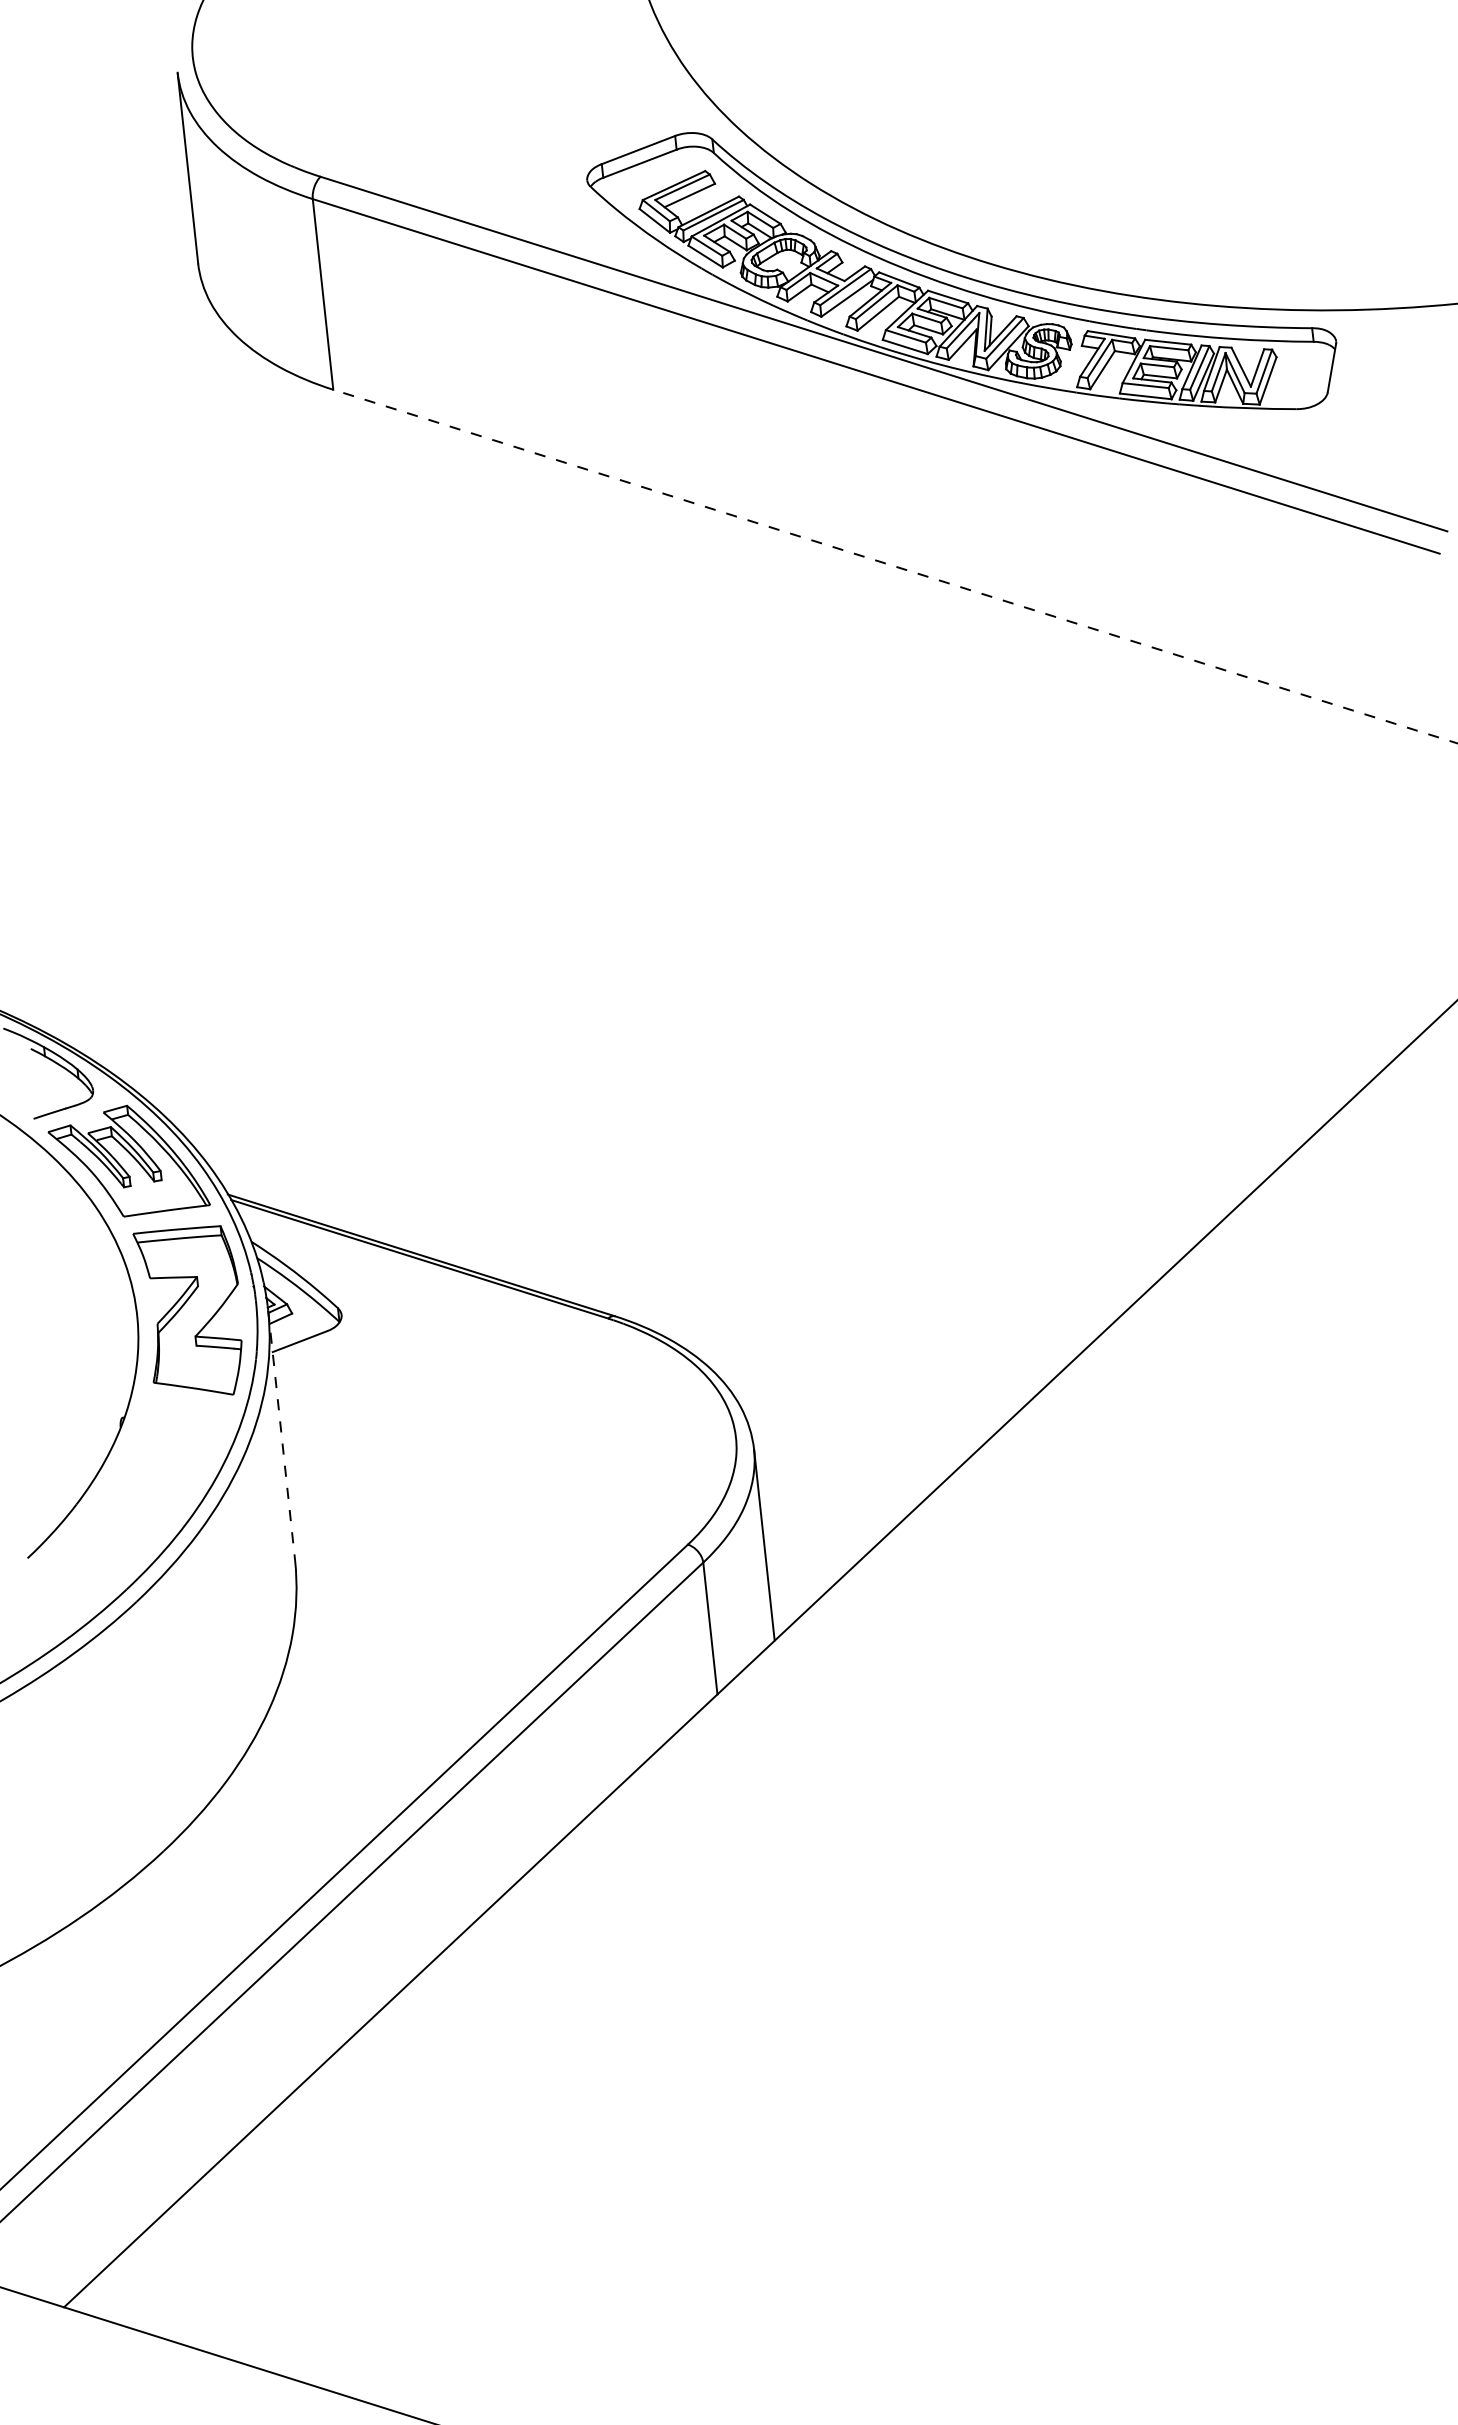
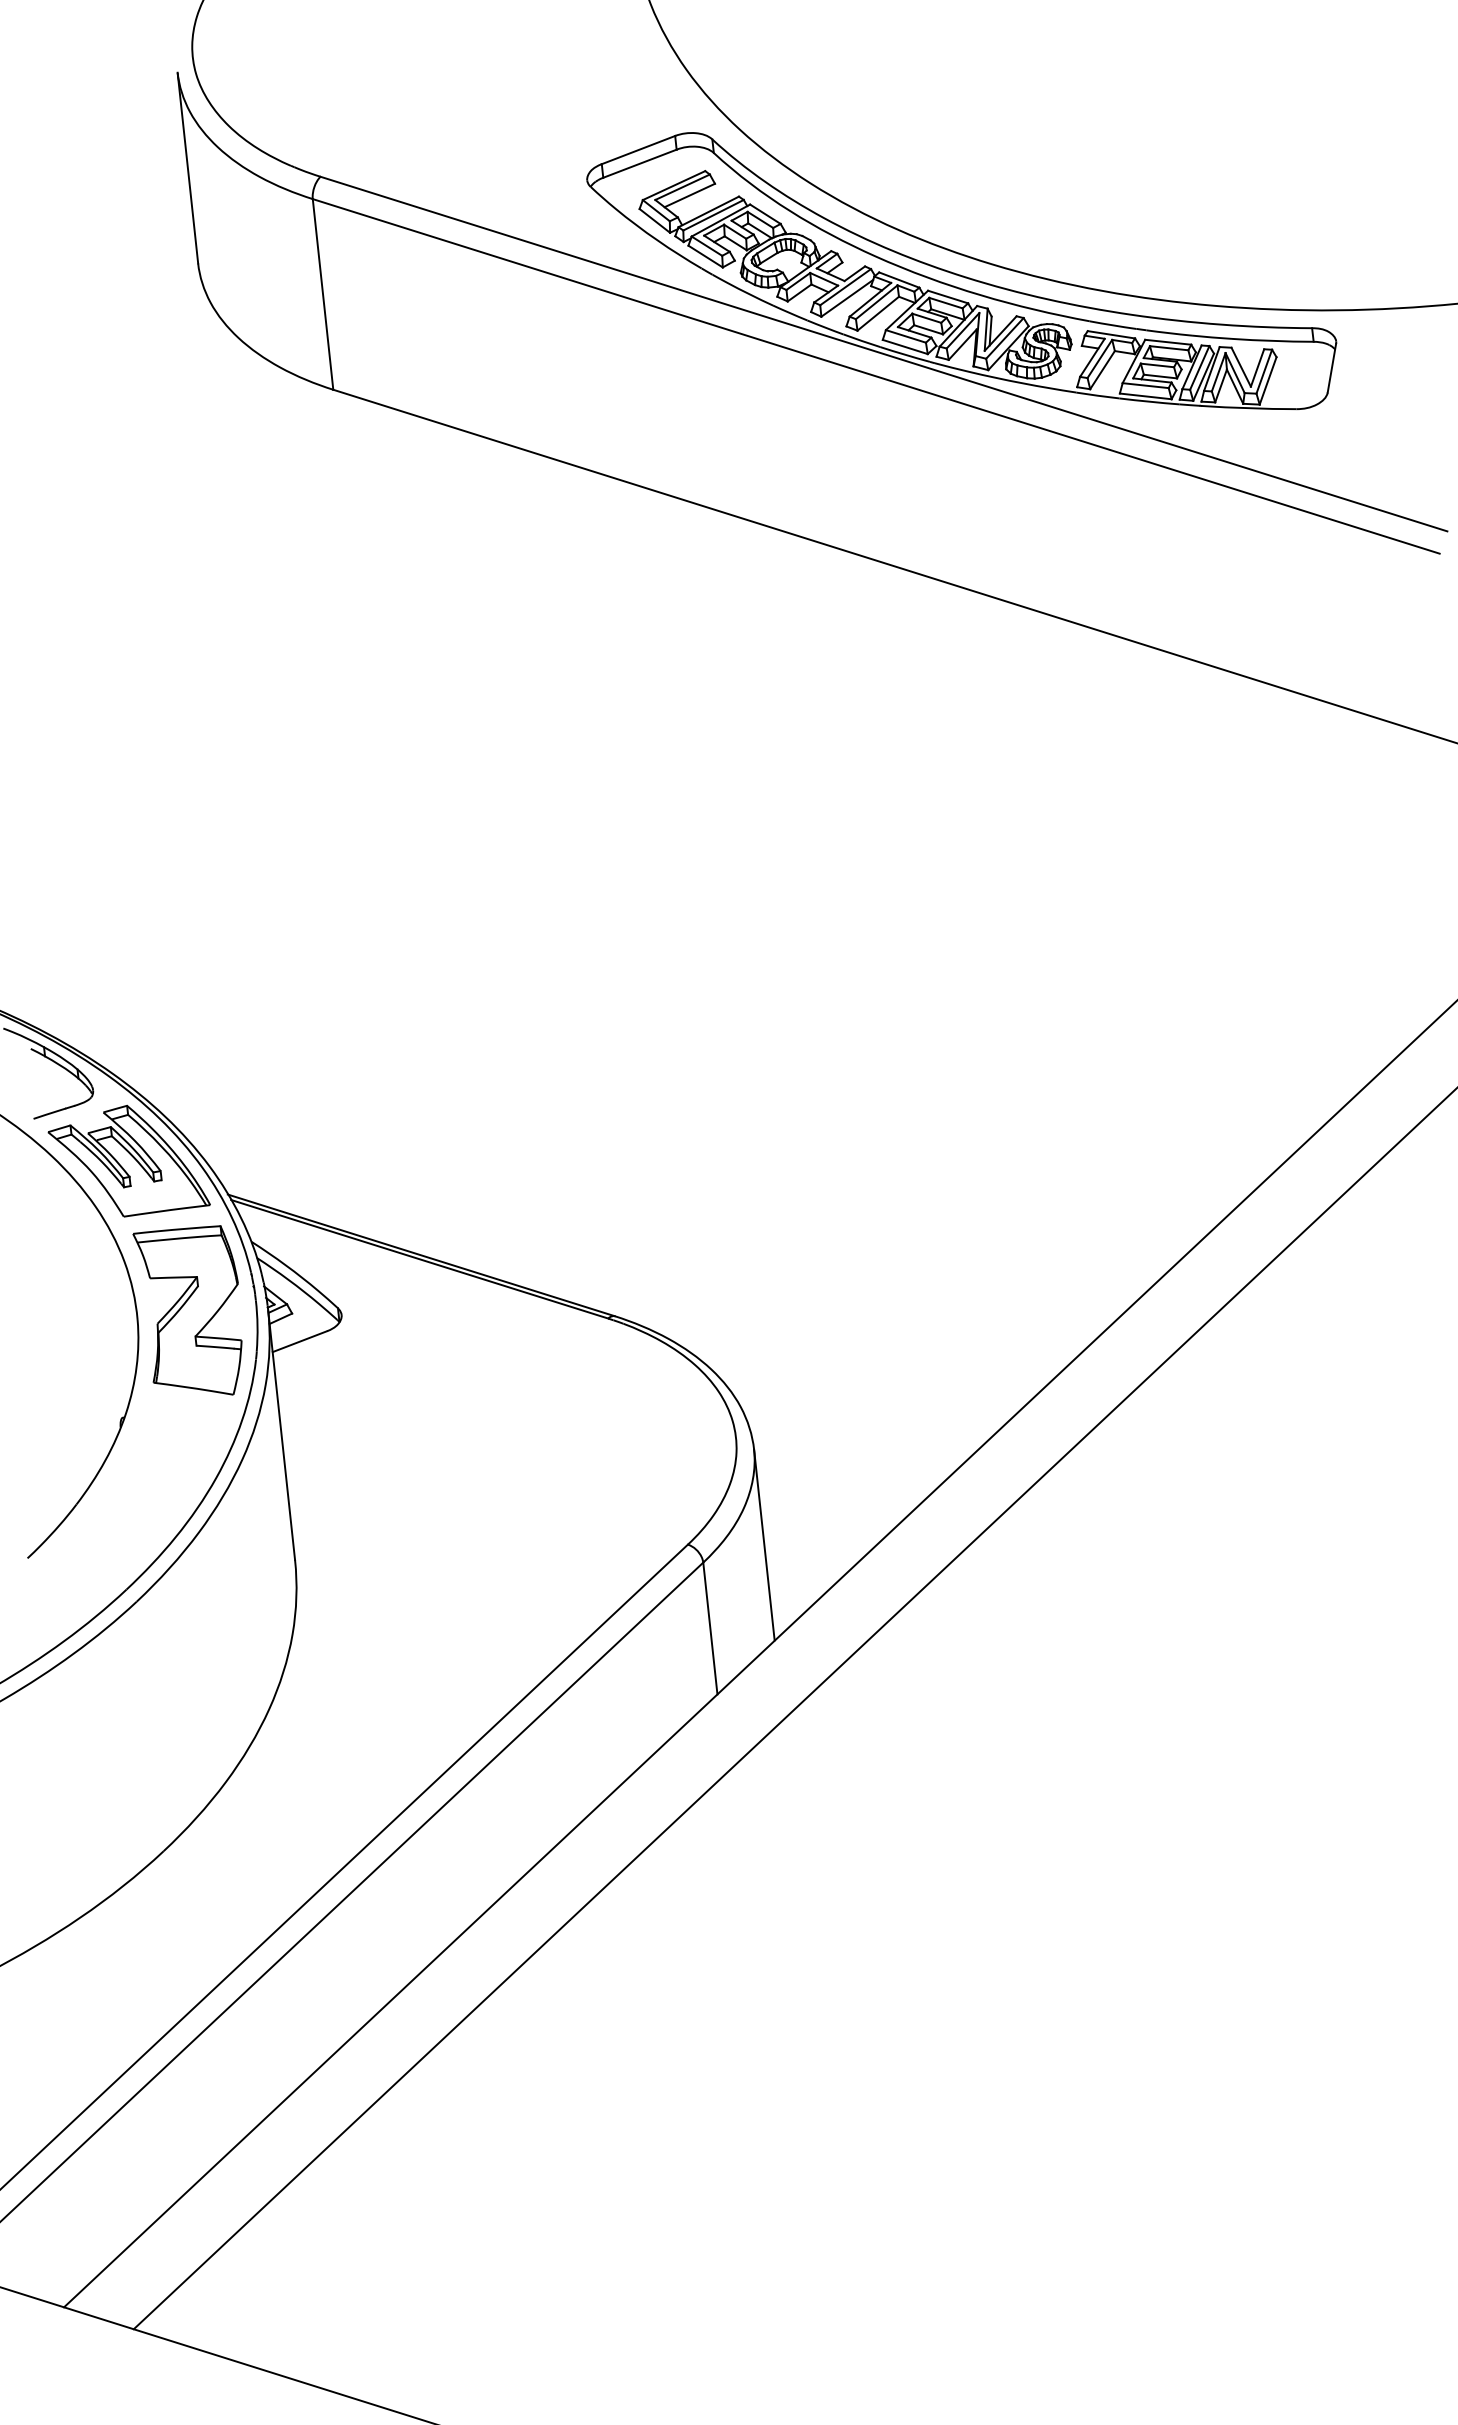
line: dashed -> solid (894, 566)
line: dashed -> solid (281, 1435)
line: none -> present (793, 1709)
